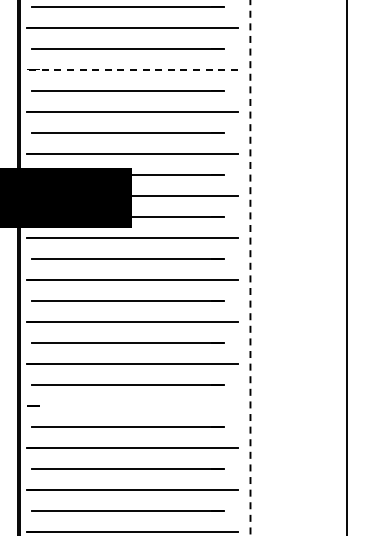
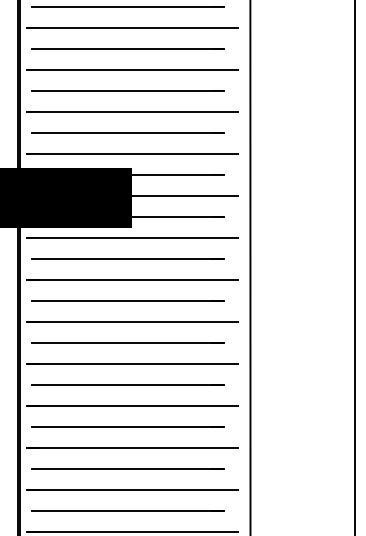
line: dashed -> solid (131, 69)
line position: (346, 267) -> (354, 267) (354, 267)
line: dashed -> solid (250, 268)
line: none -> present (131, 405)
